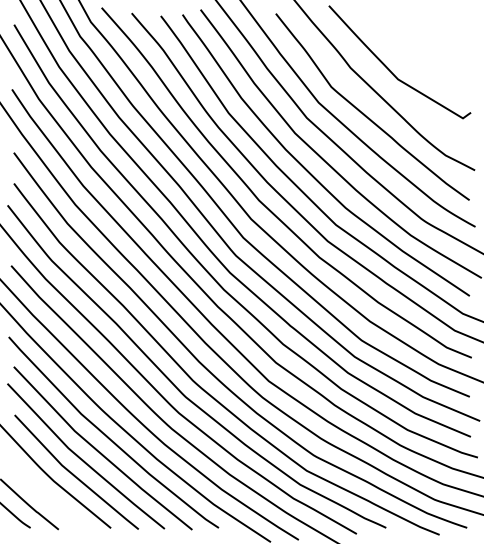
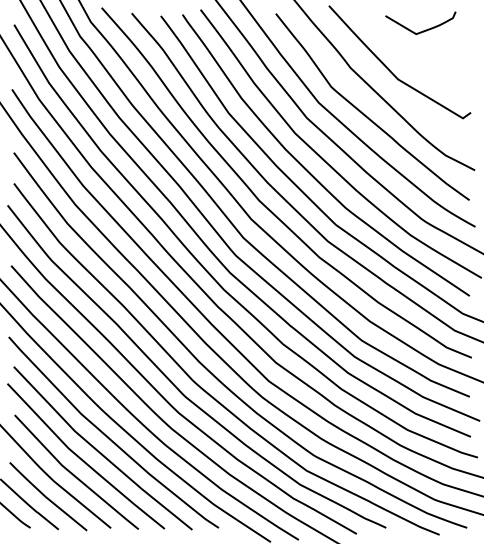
curve: none -> present (422, 30)
curve: none -> present (47, 497)
